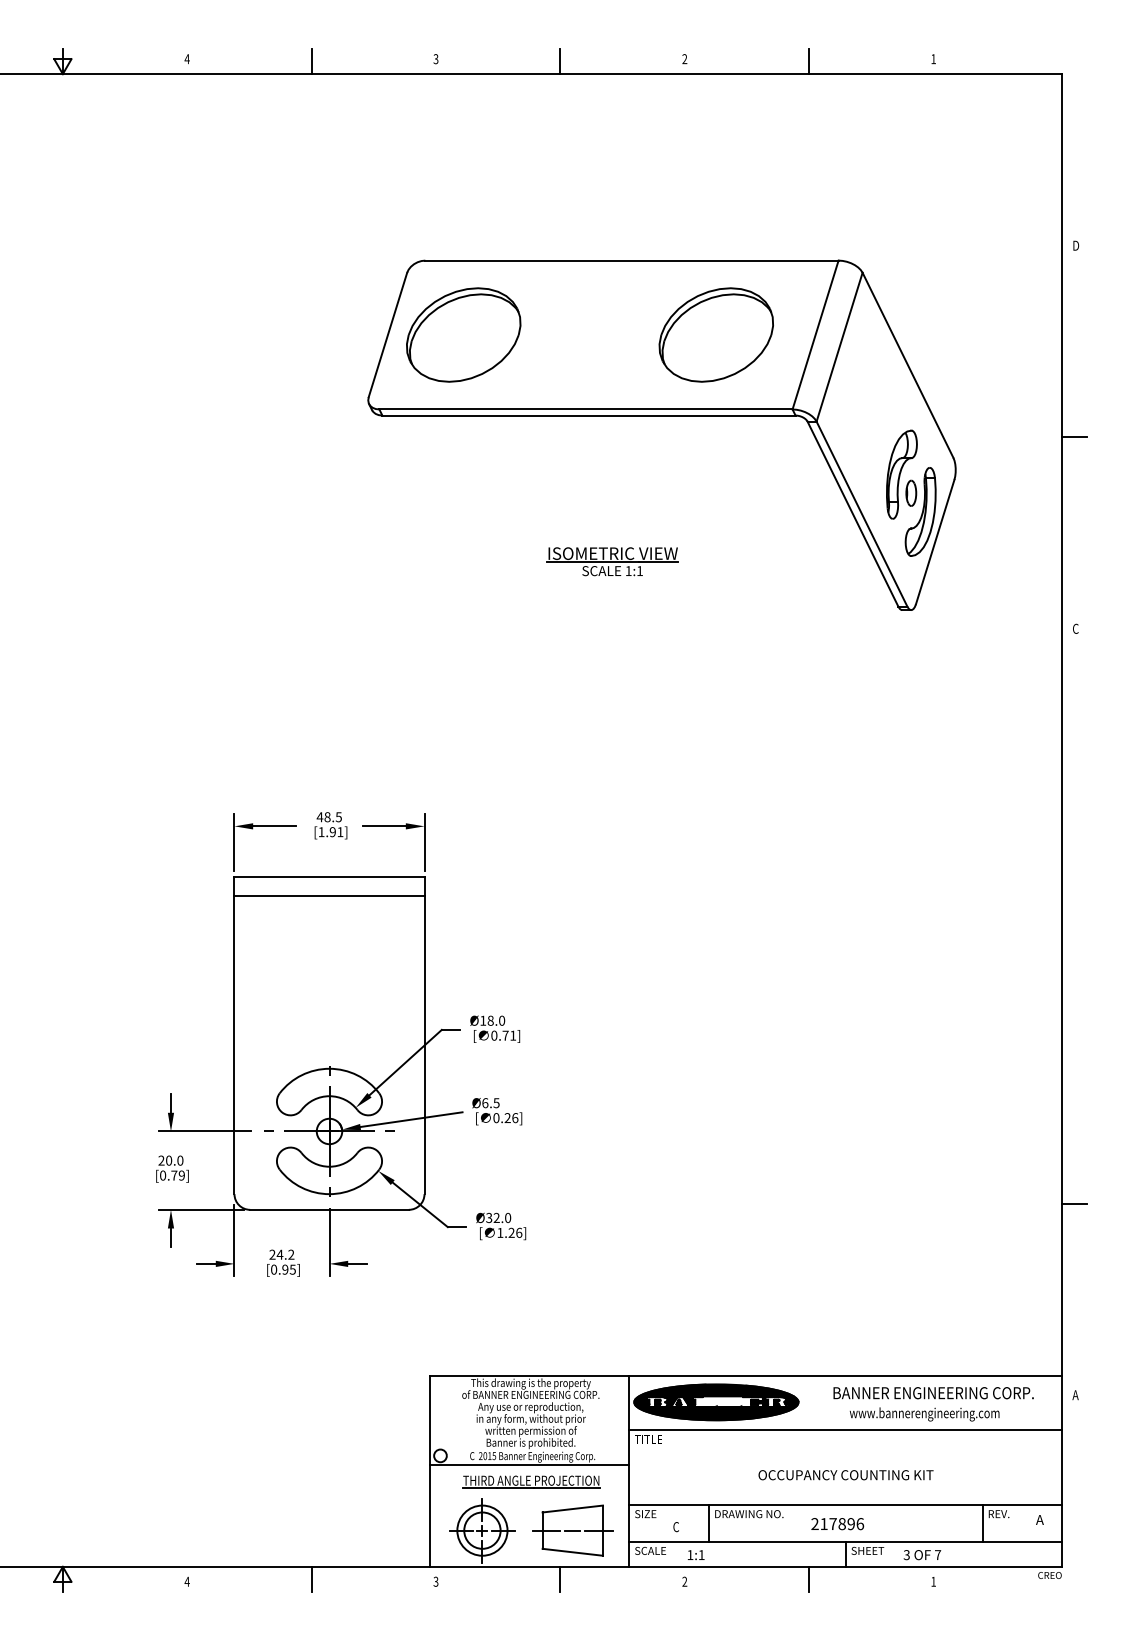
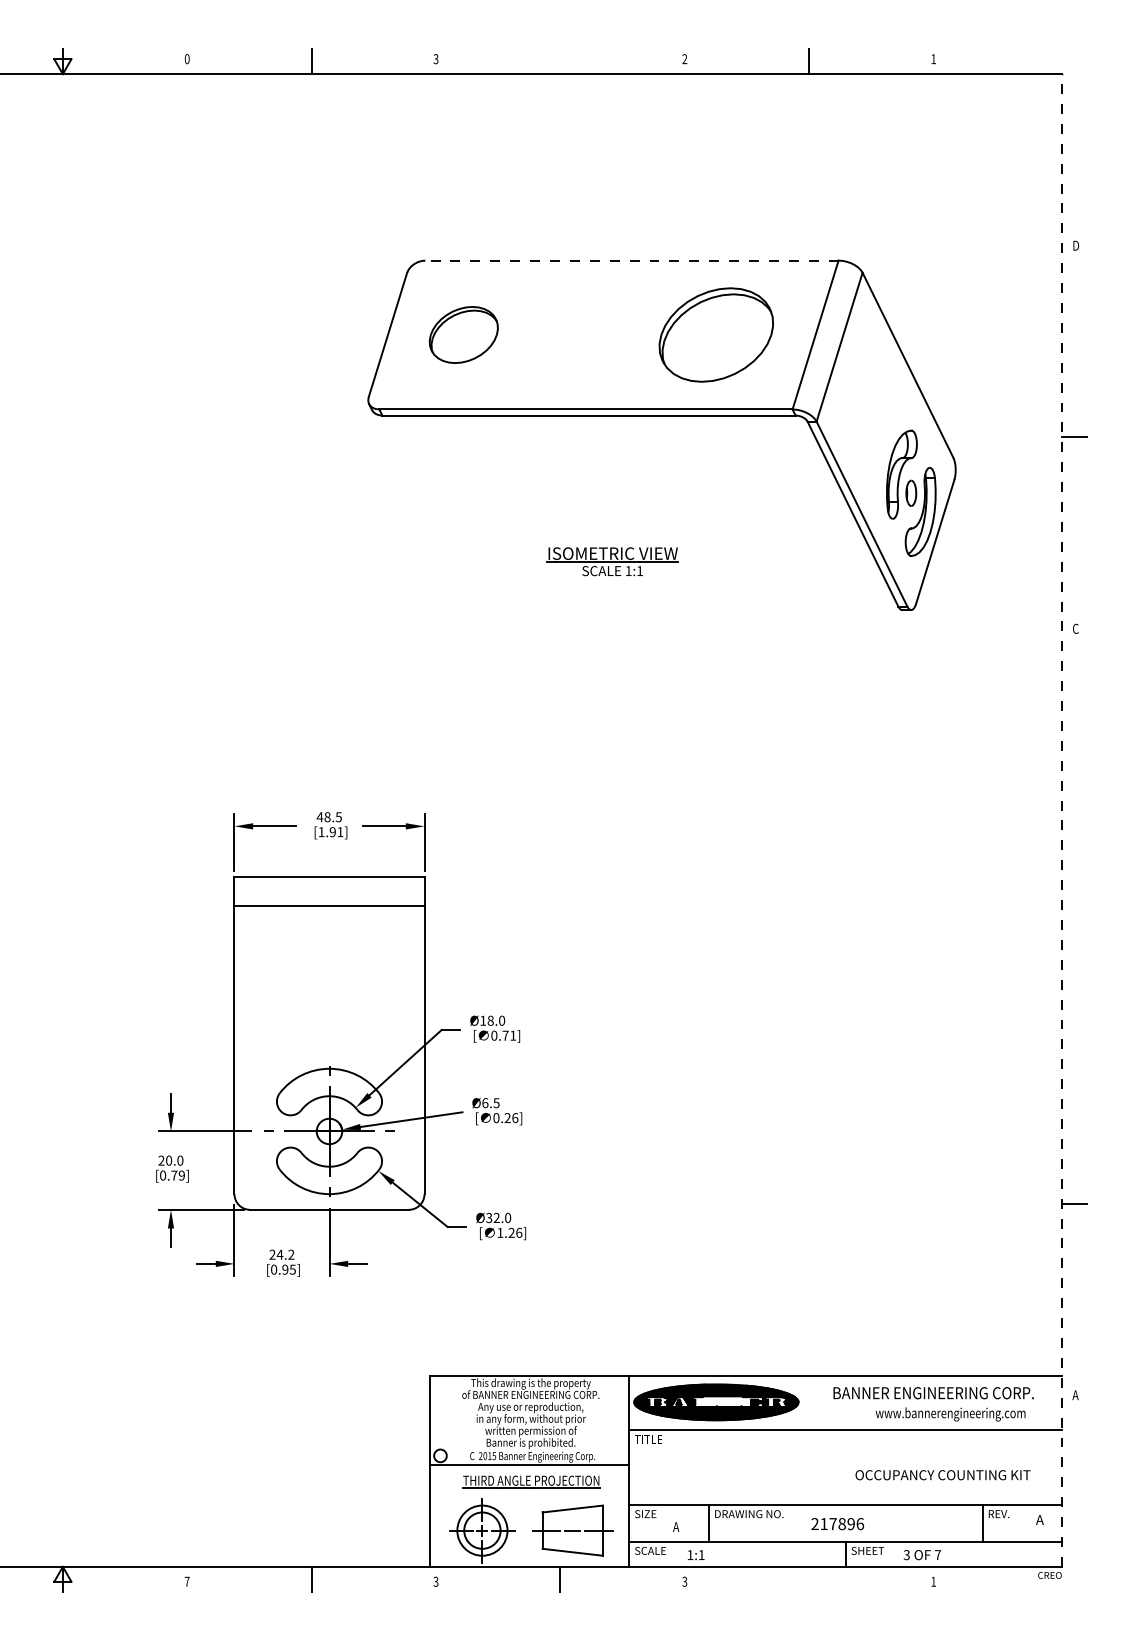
text: 4 -> 0 (186, 59)
line: present -> none (560, 61)
line: solid -> dashed (631, 260)
part size: 116x96 px -> 71x58 px (463, 334)
line: solid -> dashed (1062, 820)
line position: (329, 896) -> (329, 906) (329, 906)
text position: (924, 1414) -> (950, 1414) (950, 1414)
text position: (845, 1475) -> (942, 1475) (942, 1475)
text: C -> A (676, 1527)
line: present -> none (809, 1578)
text: 4 -> 7 (186, 1581)
text: 2 -> 3 (684, 1581)
